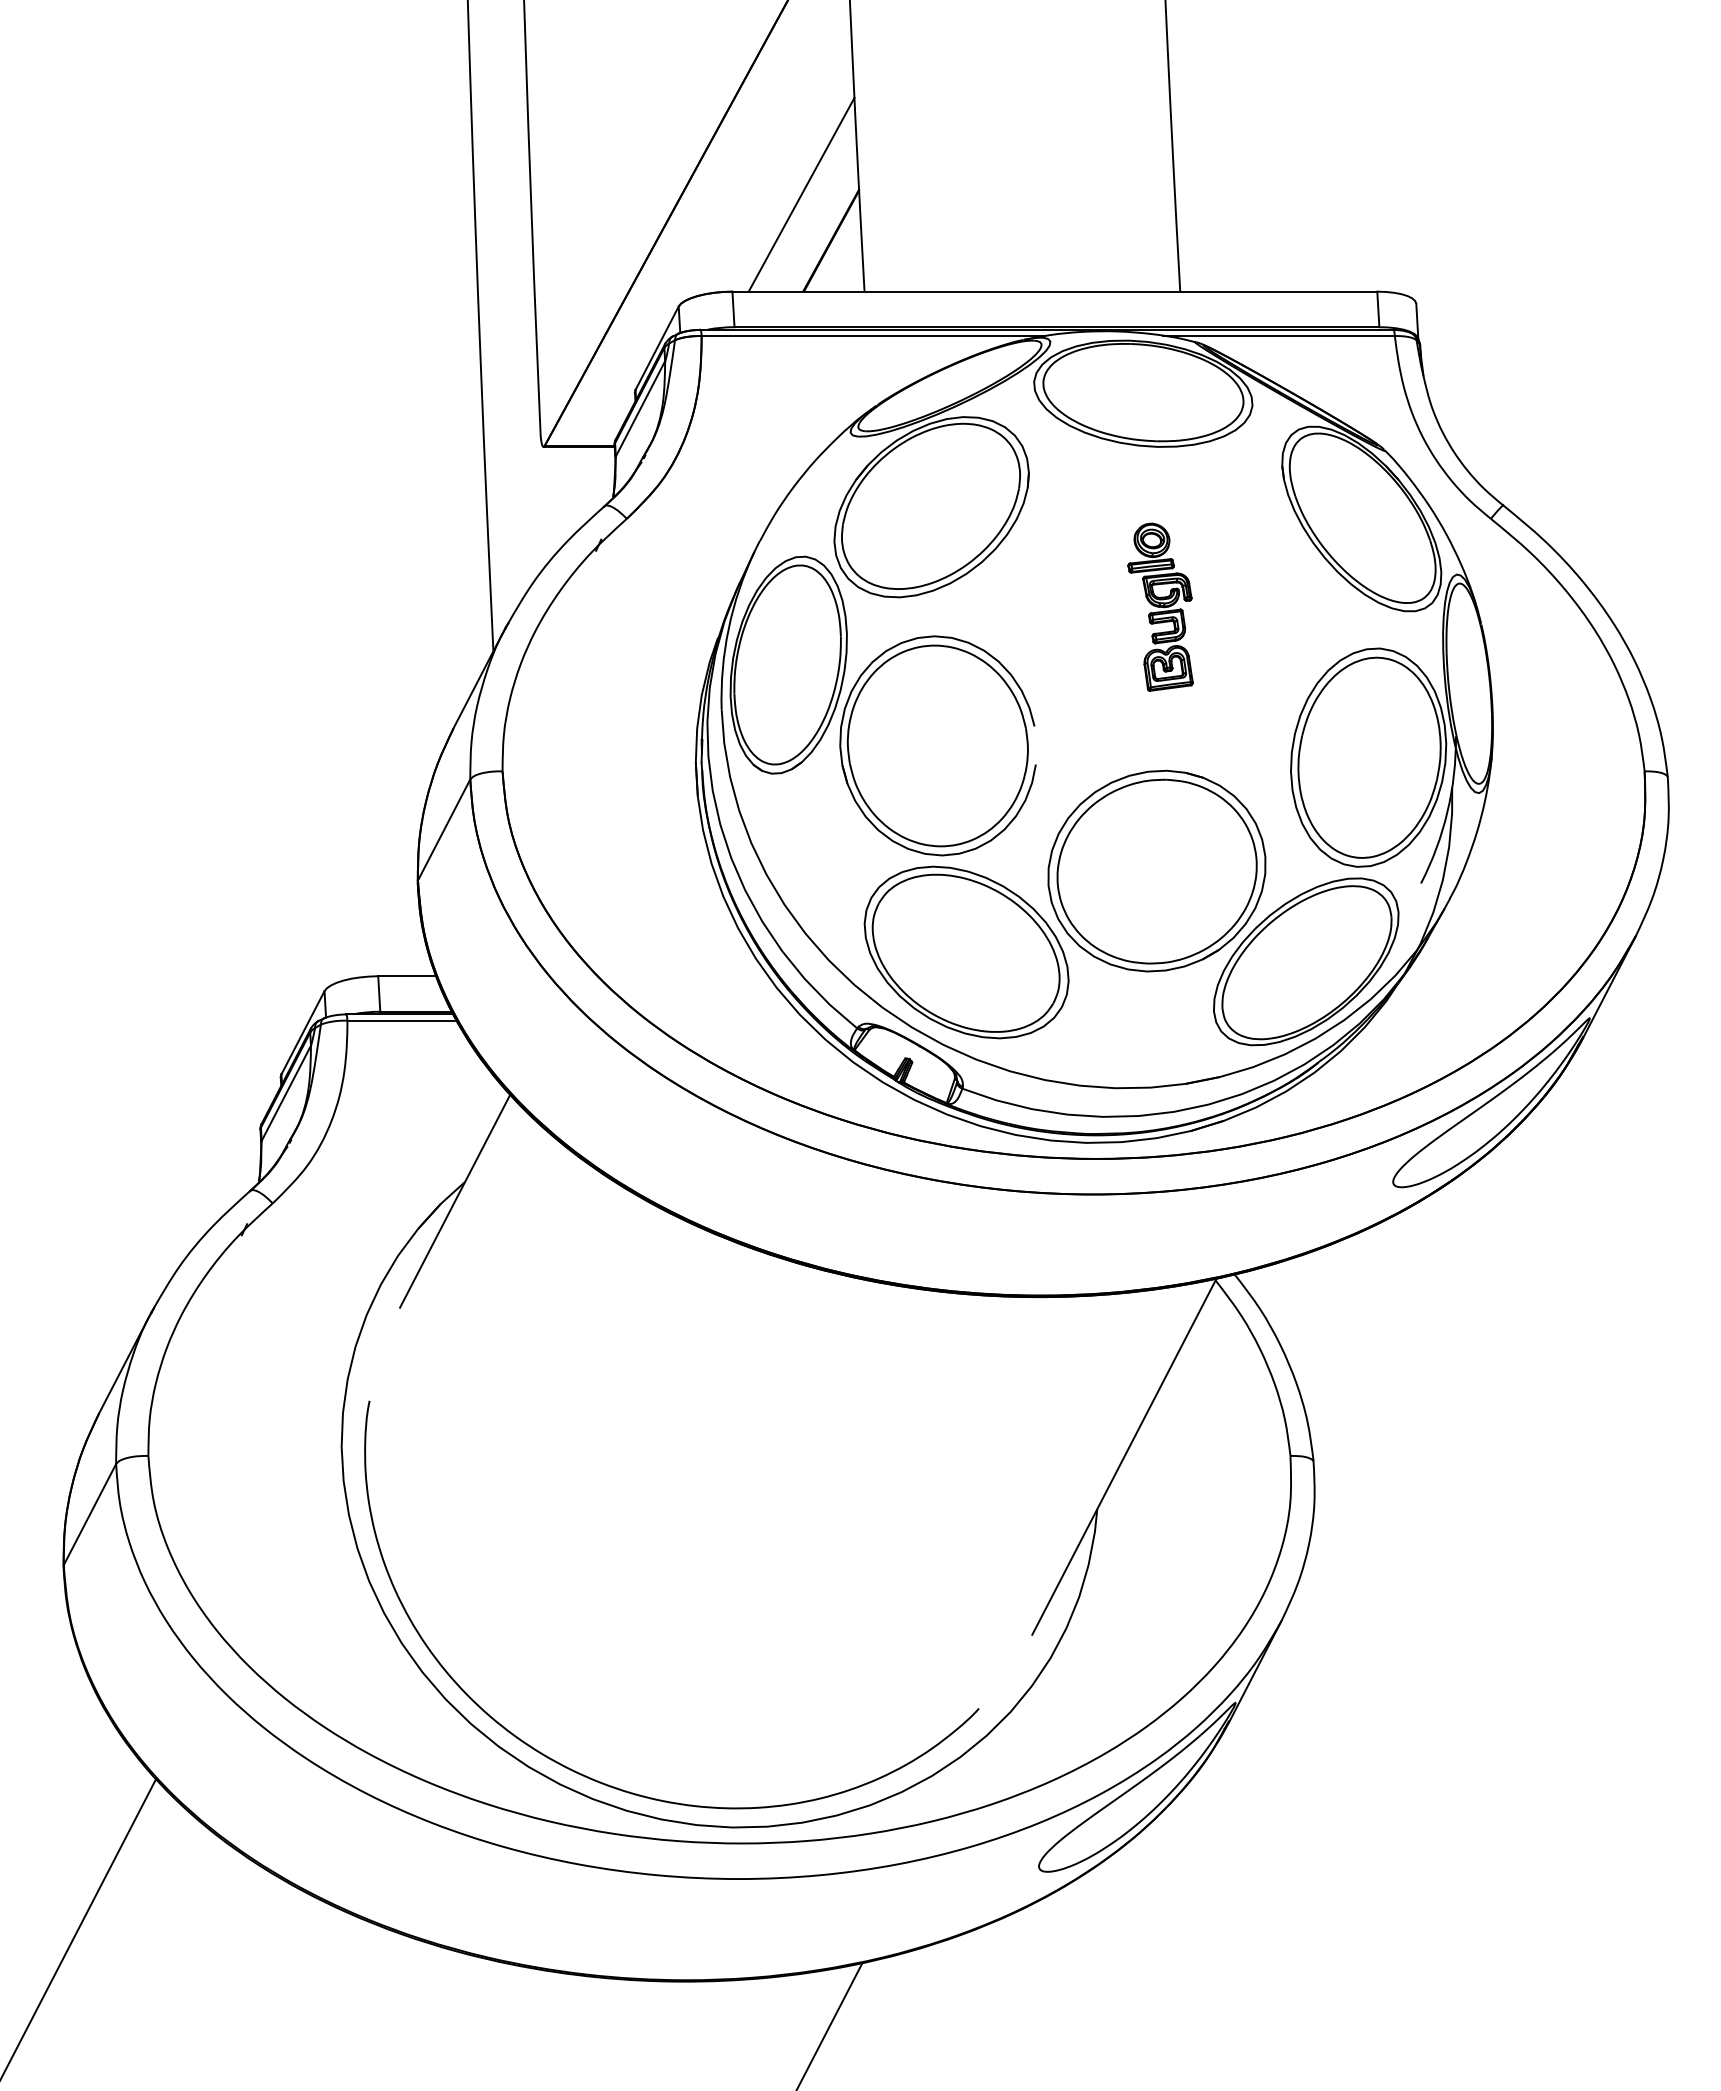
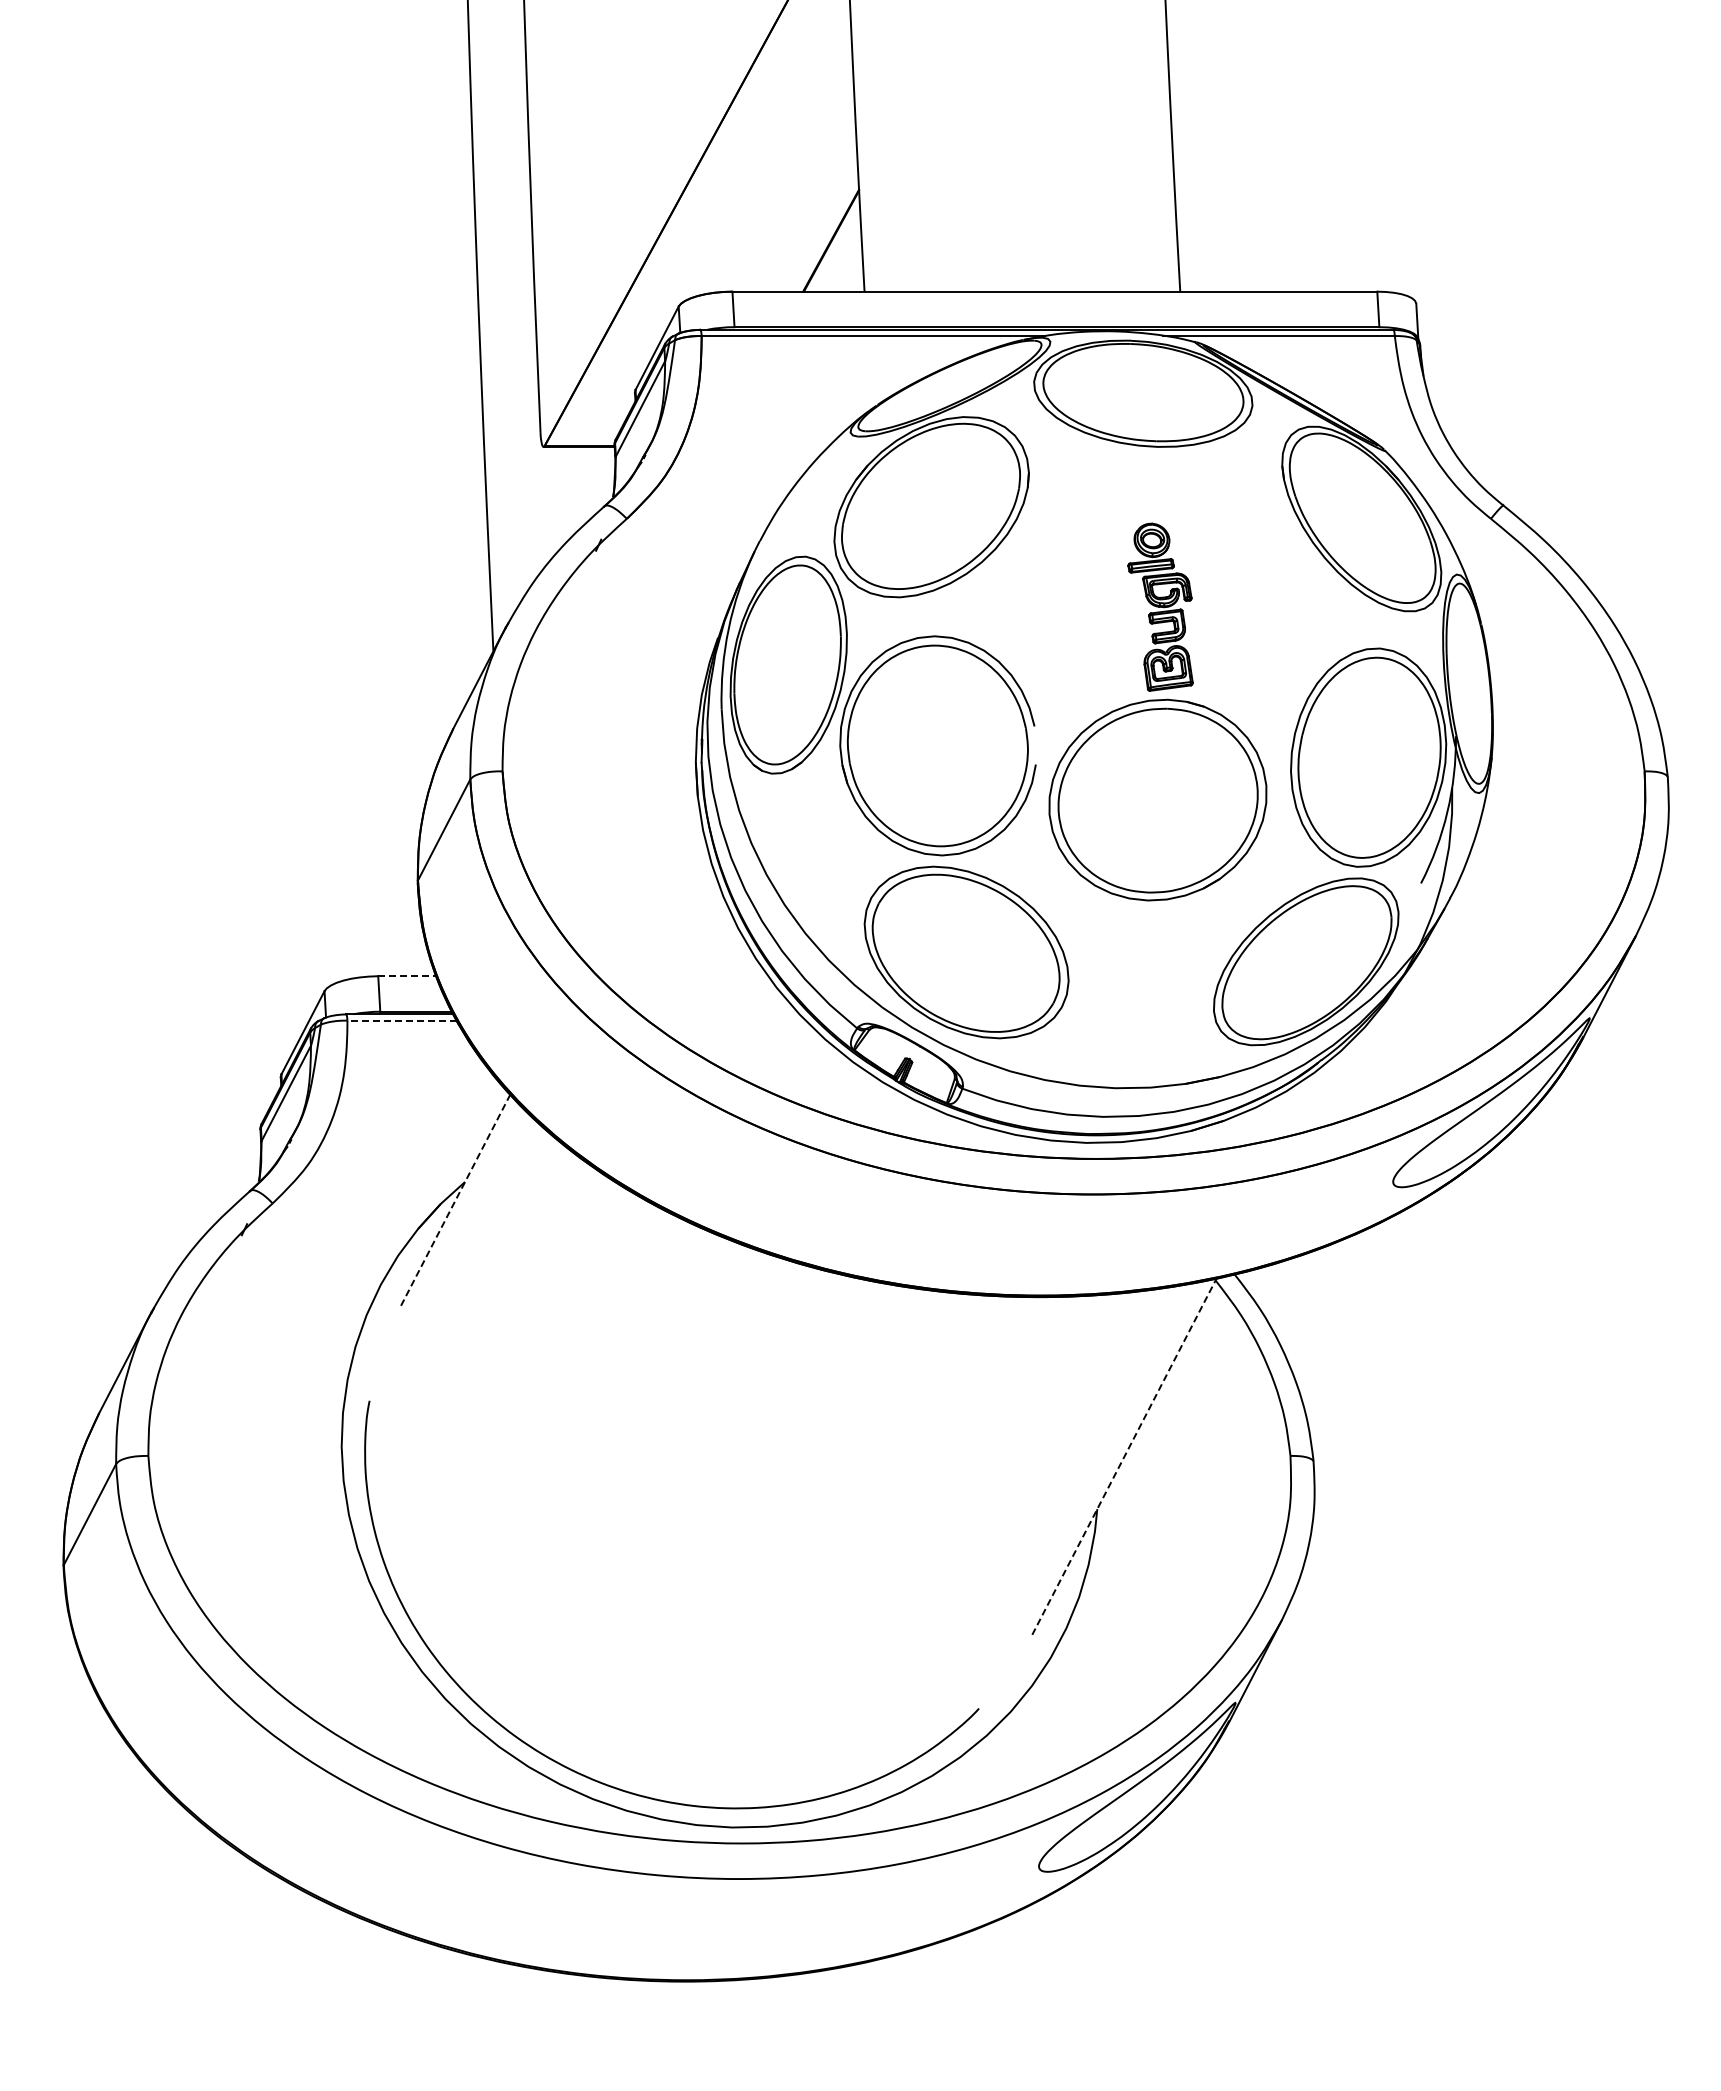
line: present -> none (801, 194)
part position: (1156, 870) -> (1157, 799) (1157, 799)
line: solid -> dashed (407, 976)
line: solid -> dashed (402, 1020)
line: solid -> dashed (455, 1201)
line: solid -> dashed (1124, 1456)
line: present -> none (79, 1927)
line: present -> none (830, 2024)
